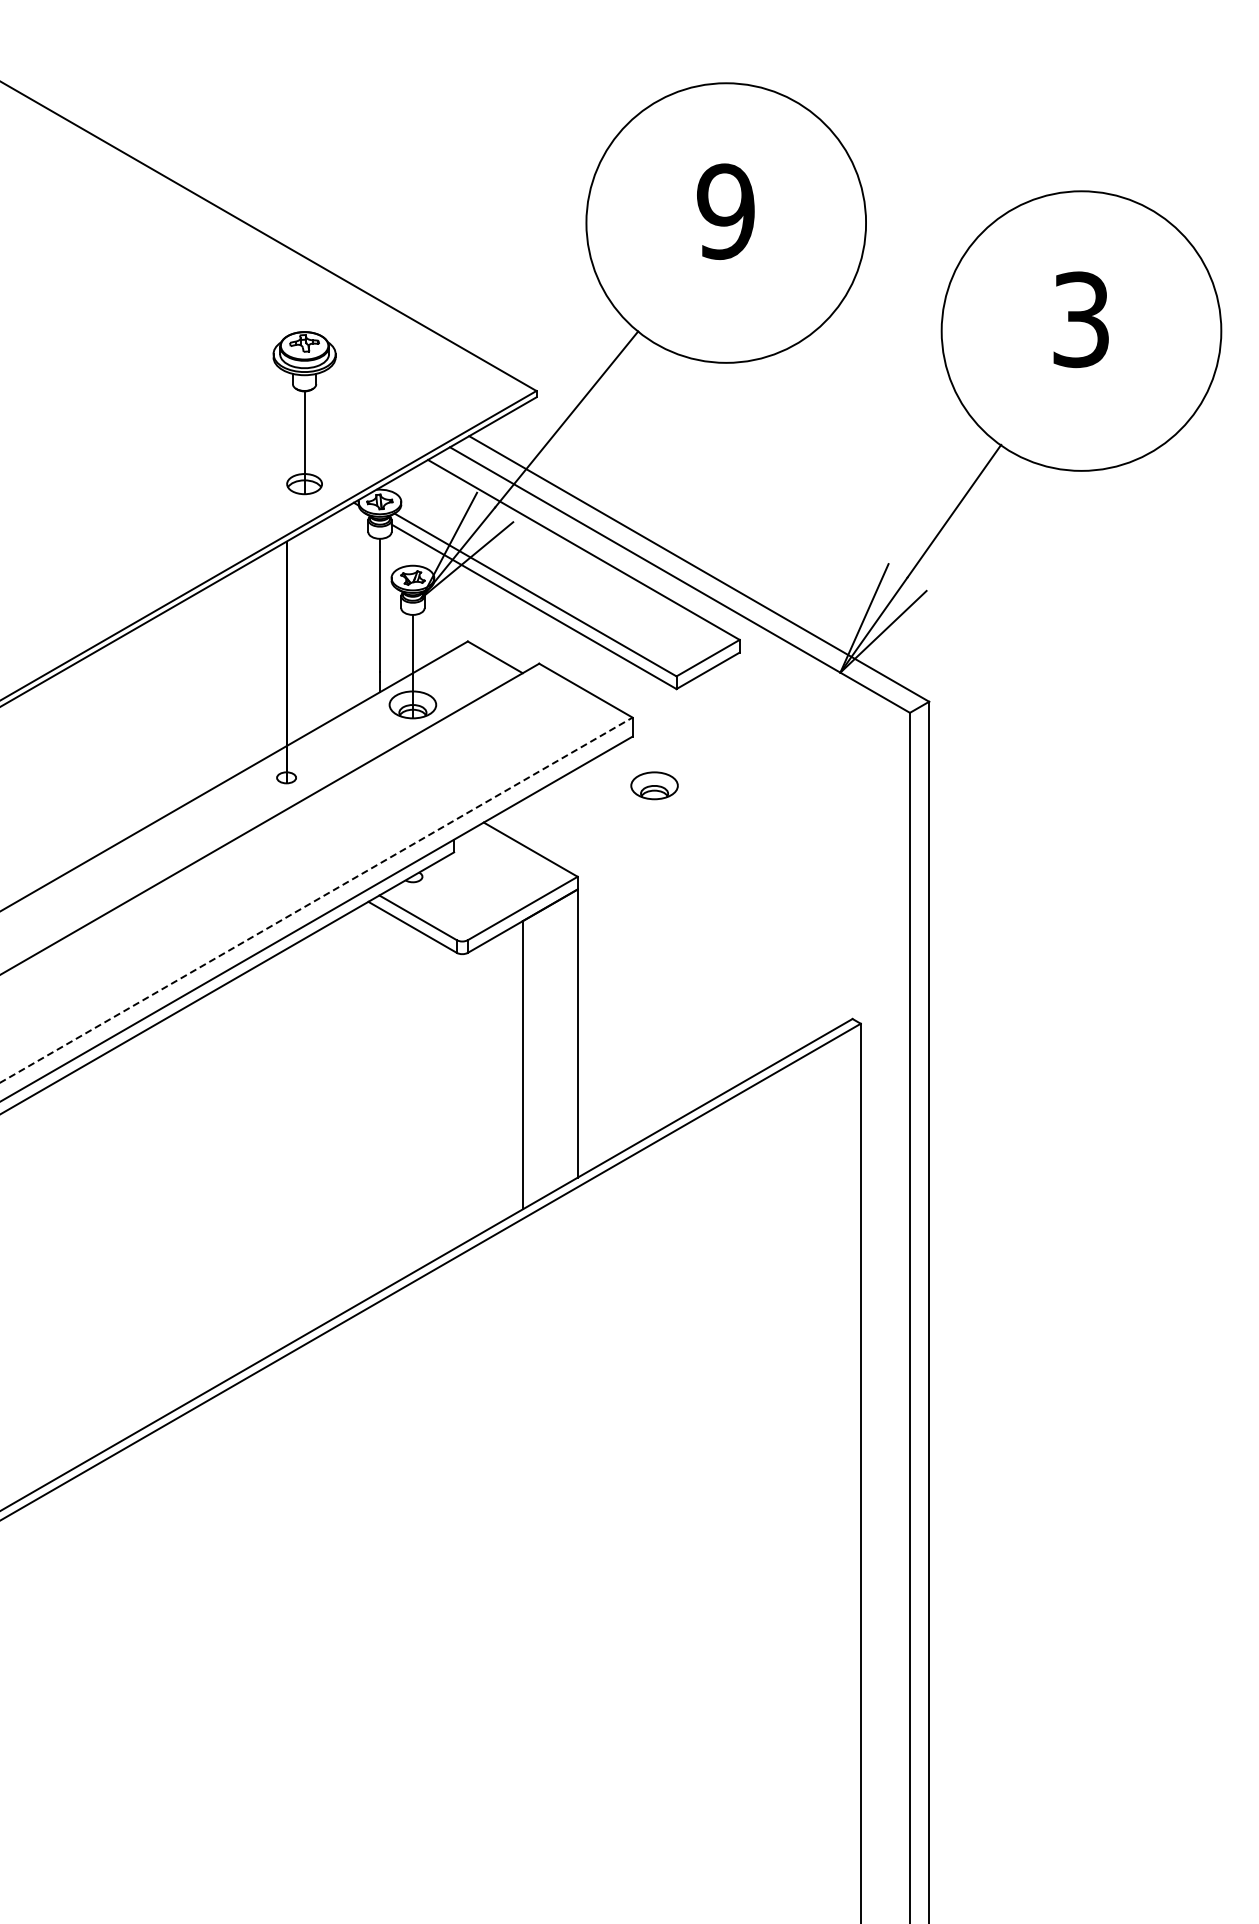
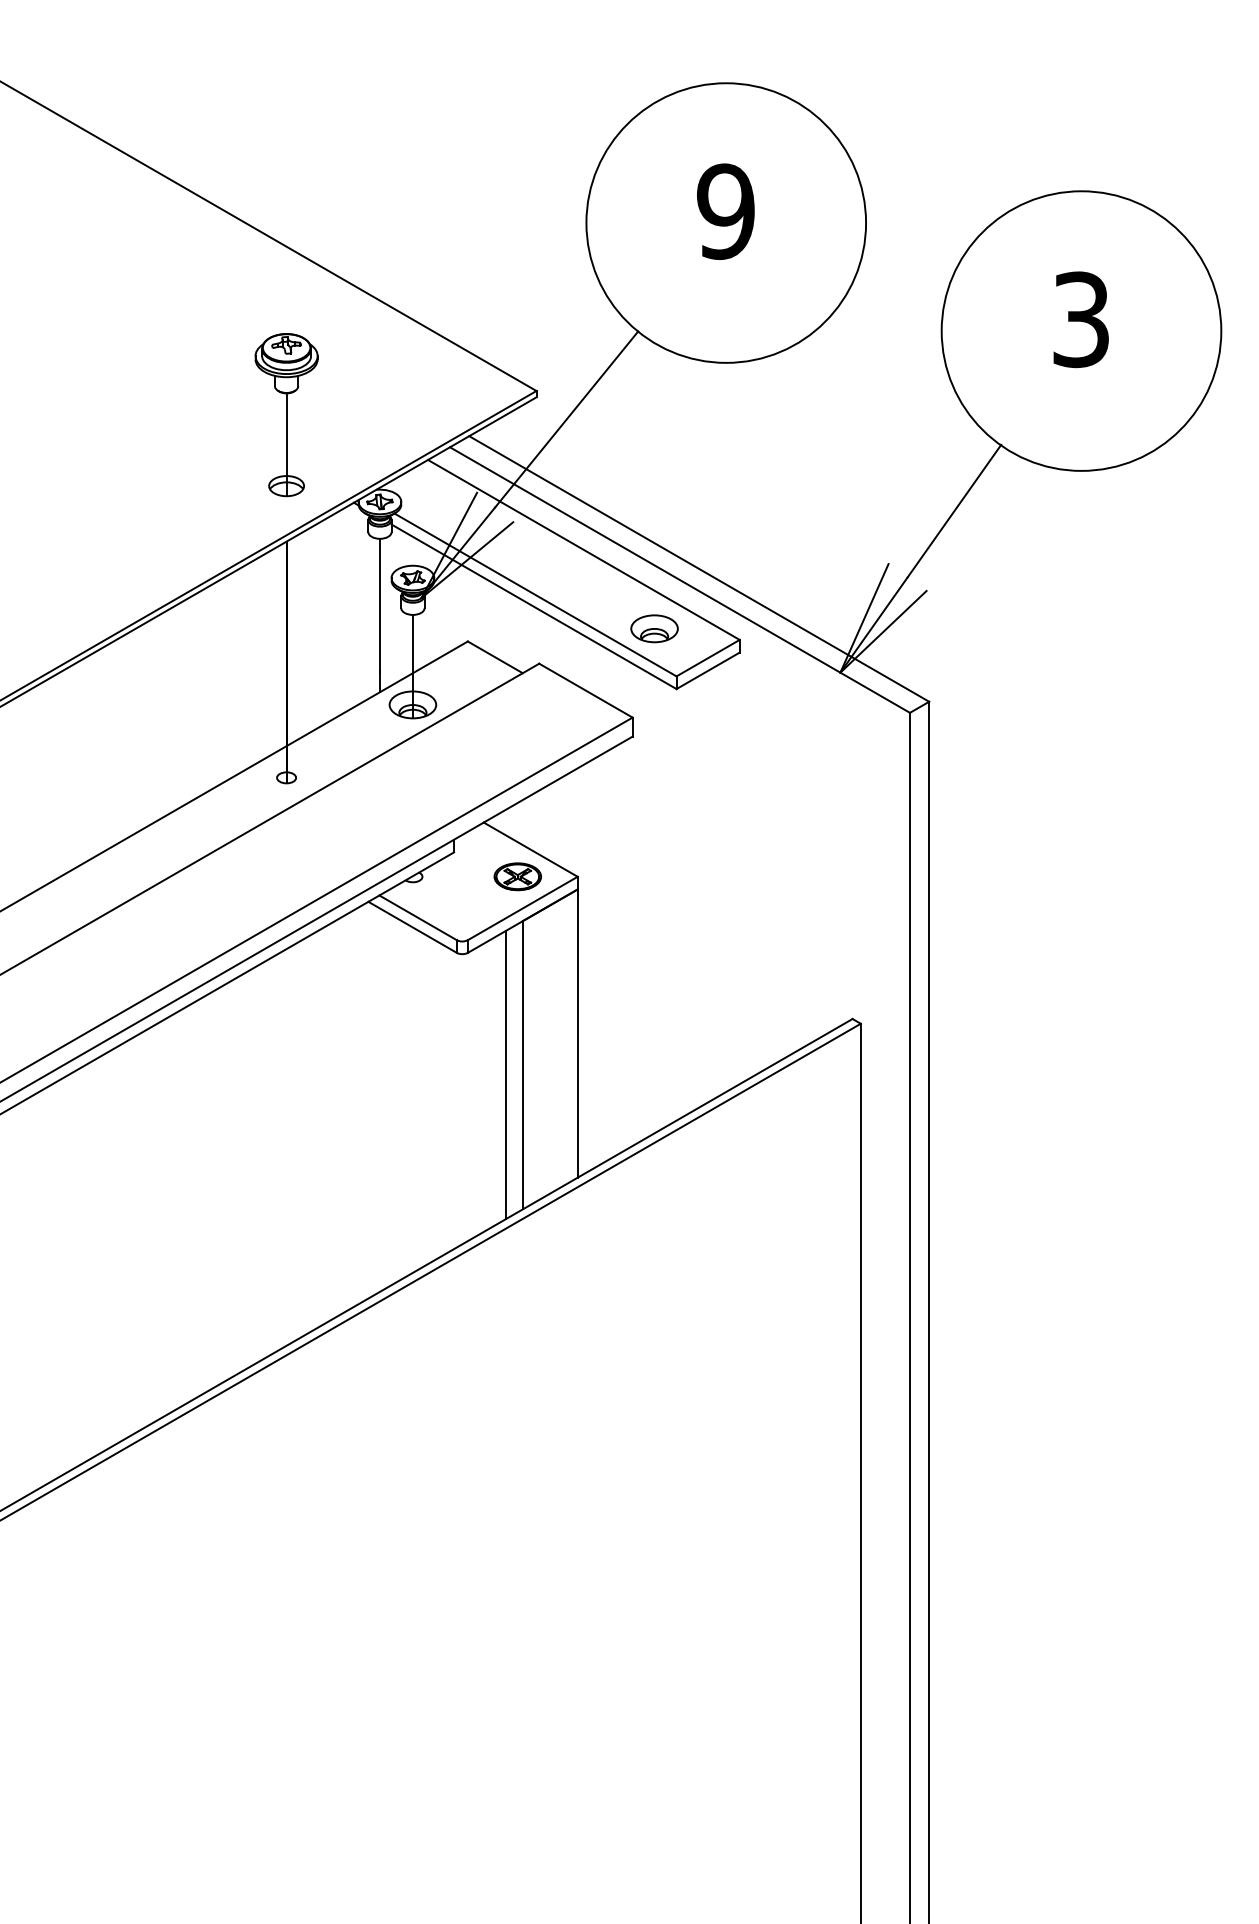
part position: (304, 413) -> (286, 415) (286, 415)
part position: (654, 785) -> (654, 628) (654, 628)
part: none -> present (517, 876)
line: dashed -> solid (316, 900)
line: none -> present (506, 1074)
